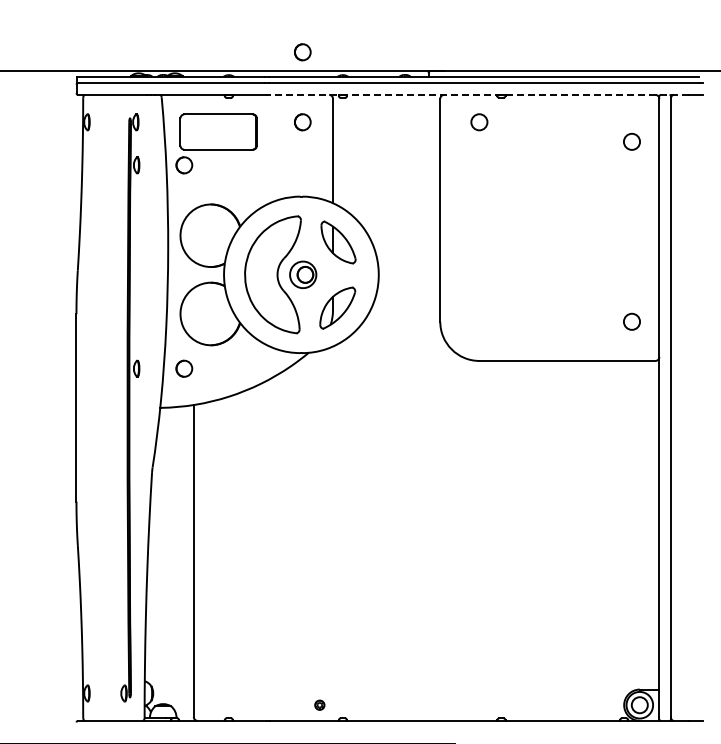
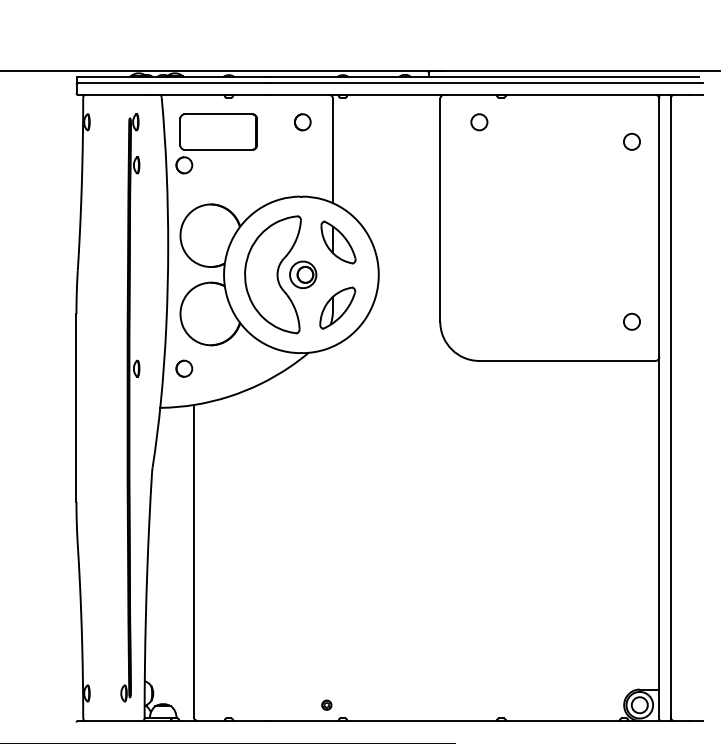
part: present -> none (302, 52)
line: dashed -> solid (479, 94)
part position: (319, 704) -> (326, 704) (326, 704)
